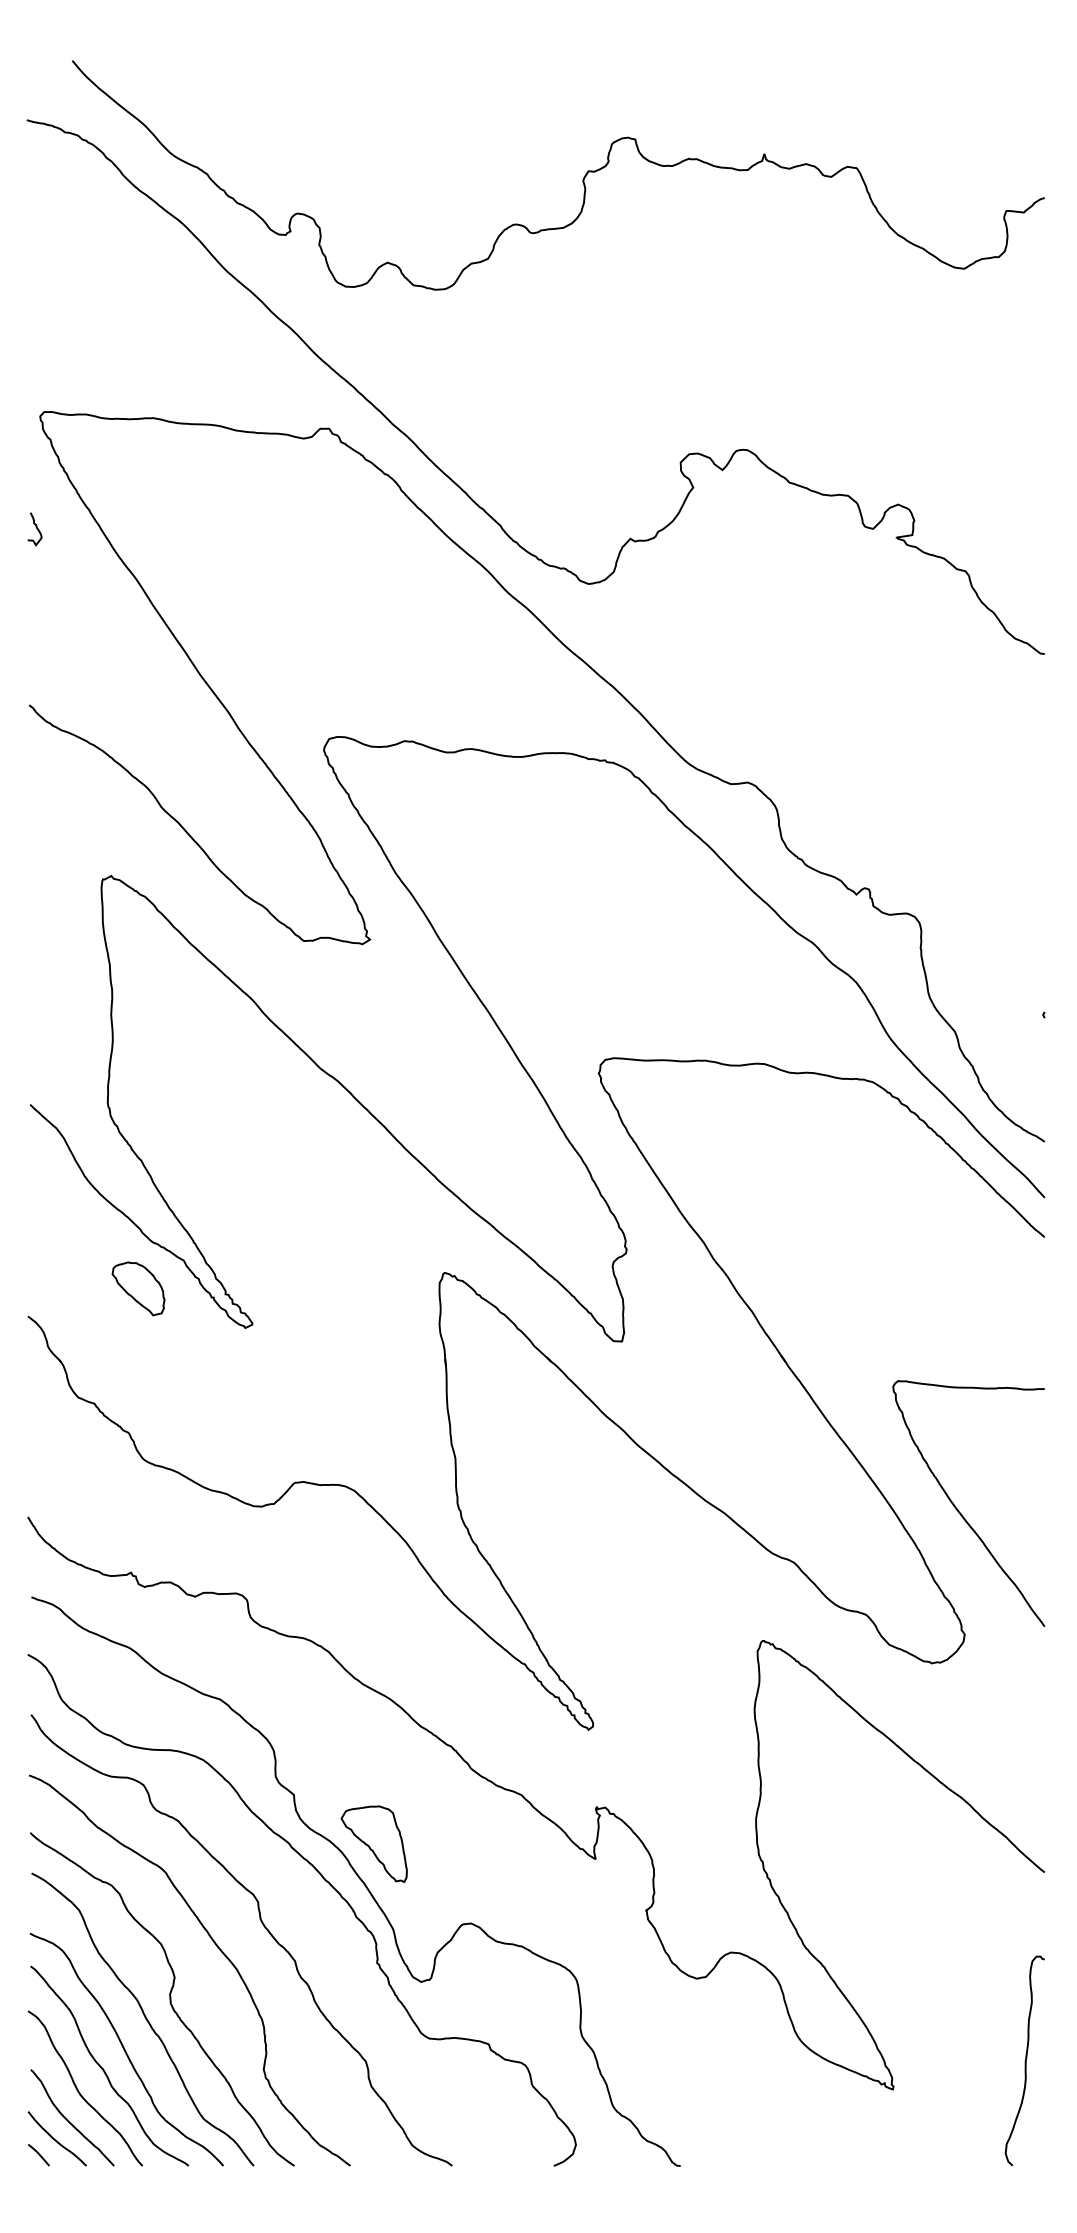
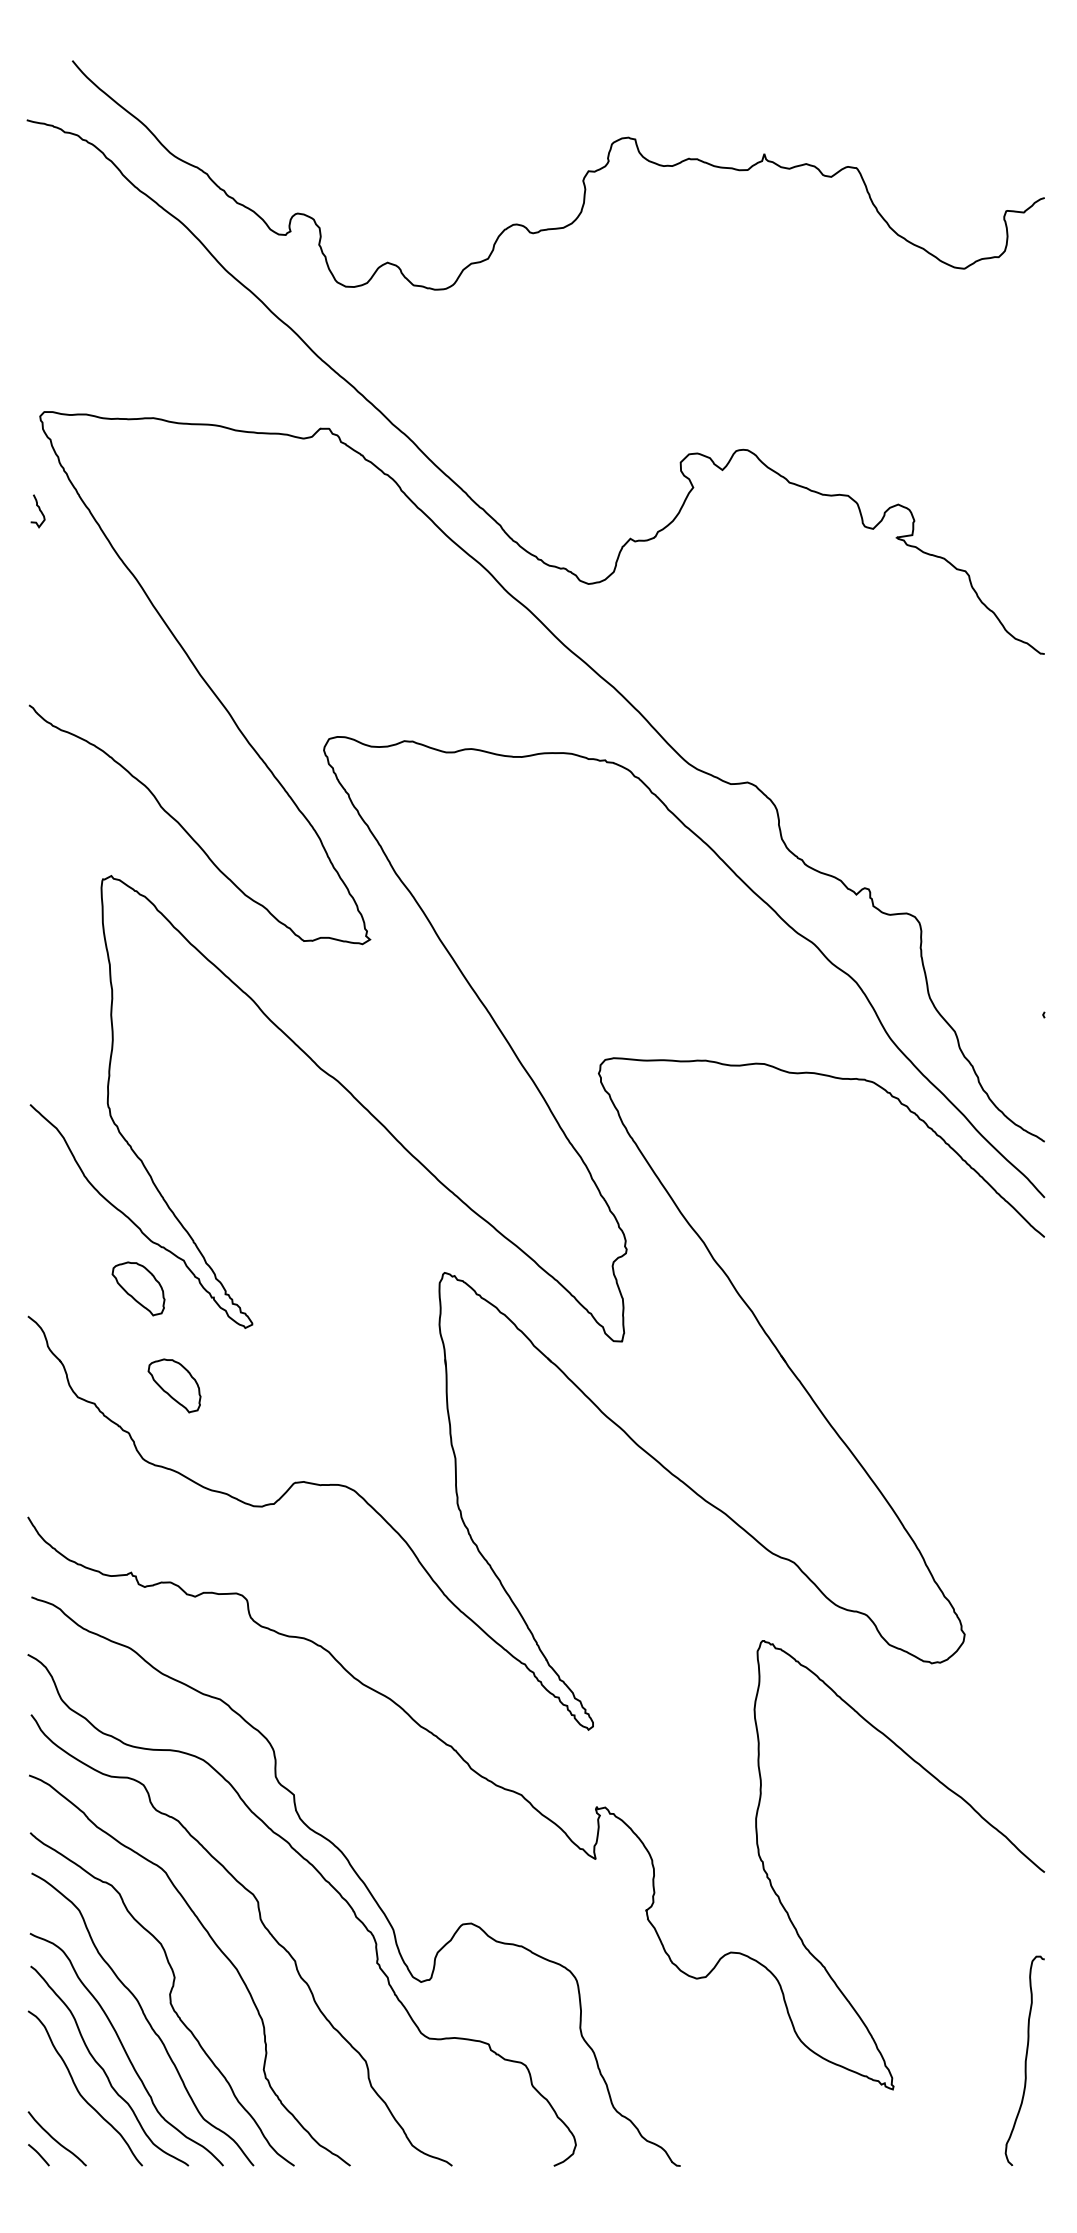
curve position: (36, 529) -> (39, 511) (39, 511)
part: none -> present (174, 1385)
curve: present -> none (958, 1509)
part: present -> none (373, 1844)
curve: present -> none (68, 2120)
